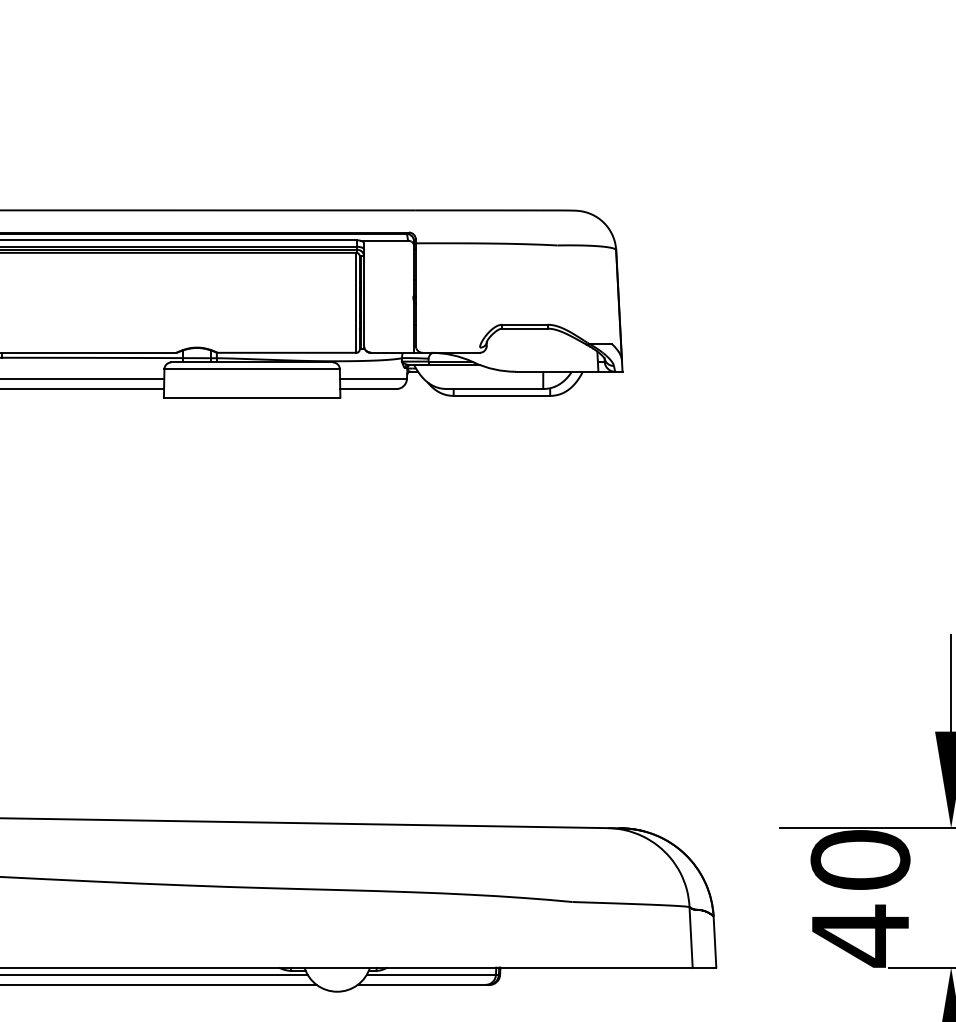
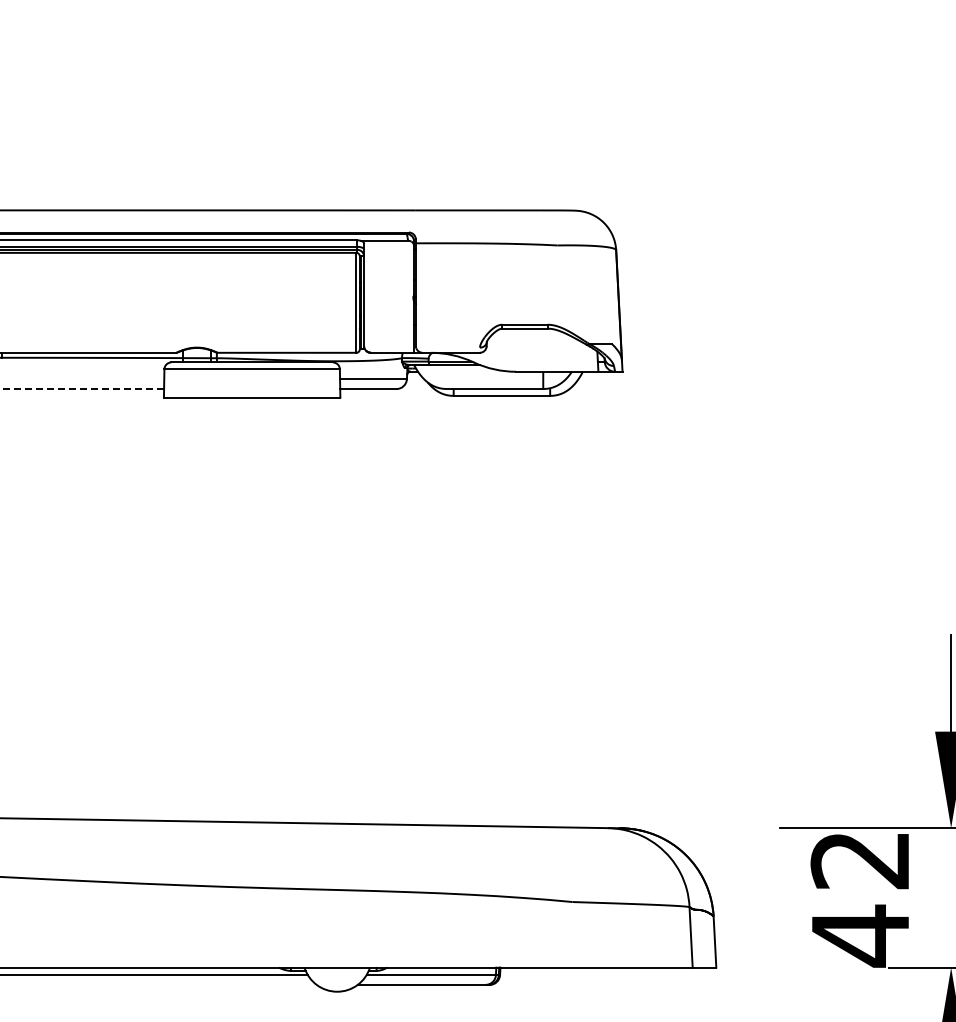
line: present -> none (83, 379)
line: solid -> dashed (82, 389)
text: 40 -> 42 (860, 859)
line: present -> none (159, 984)
